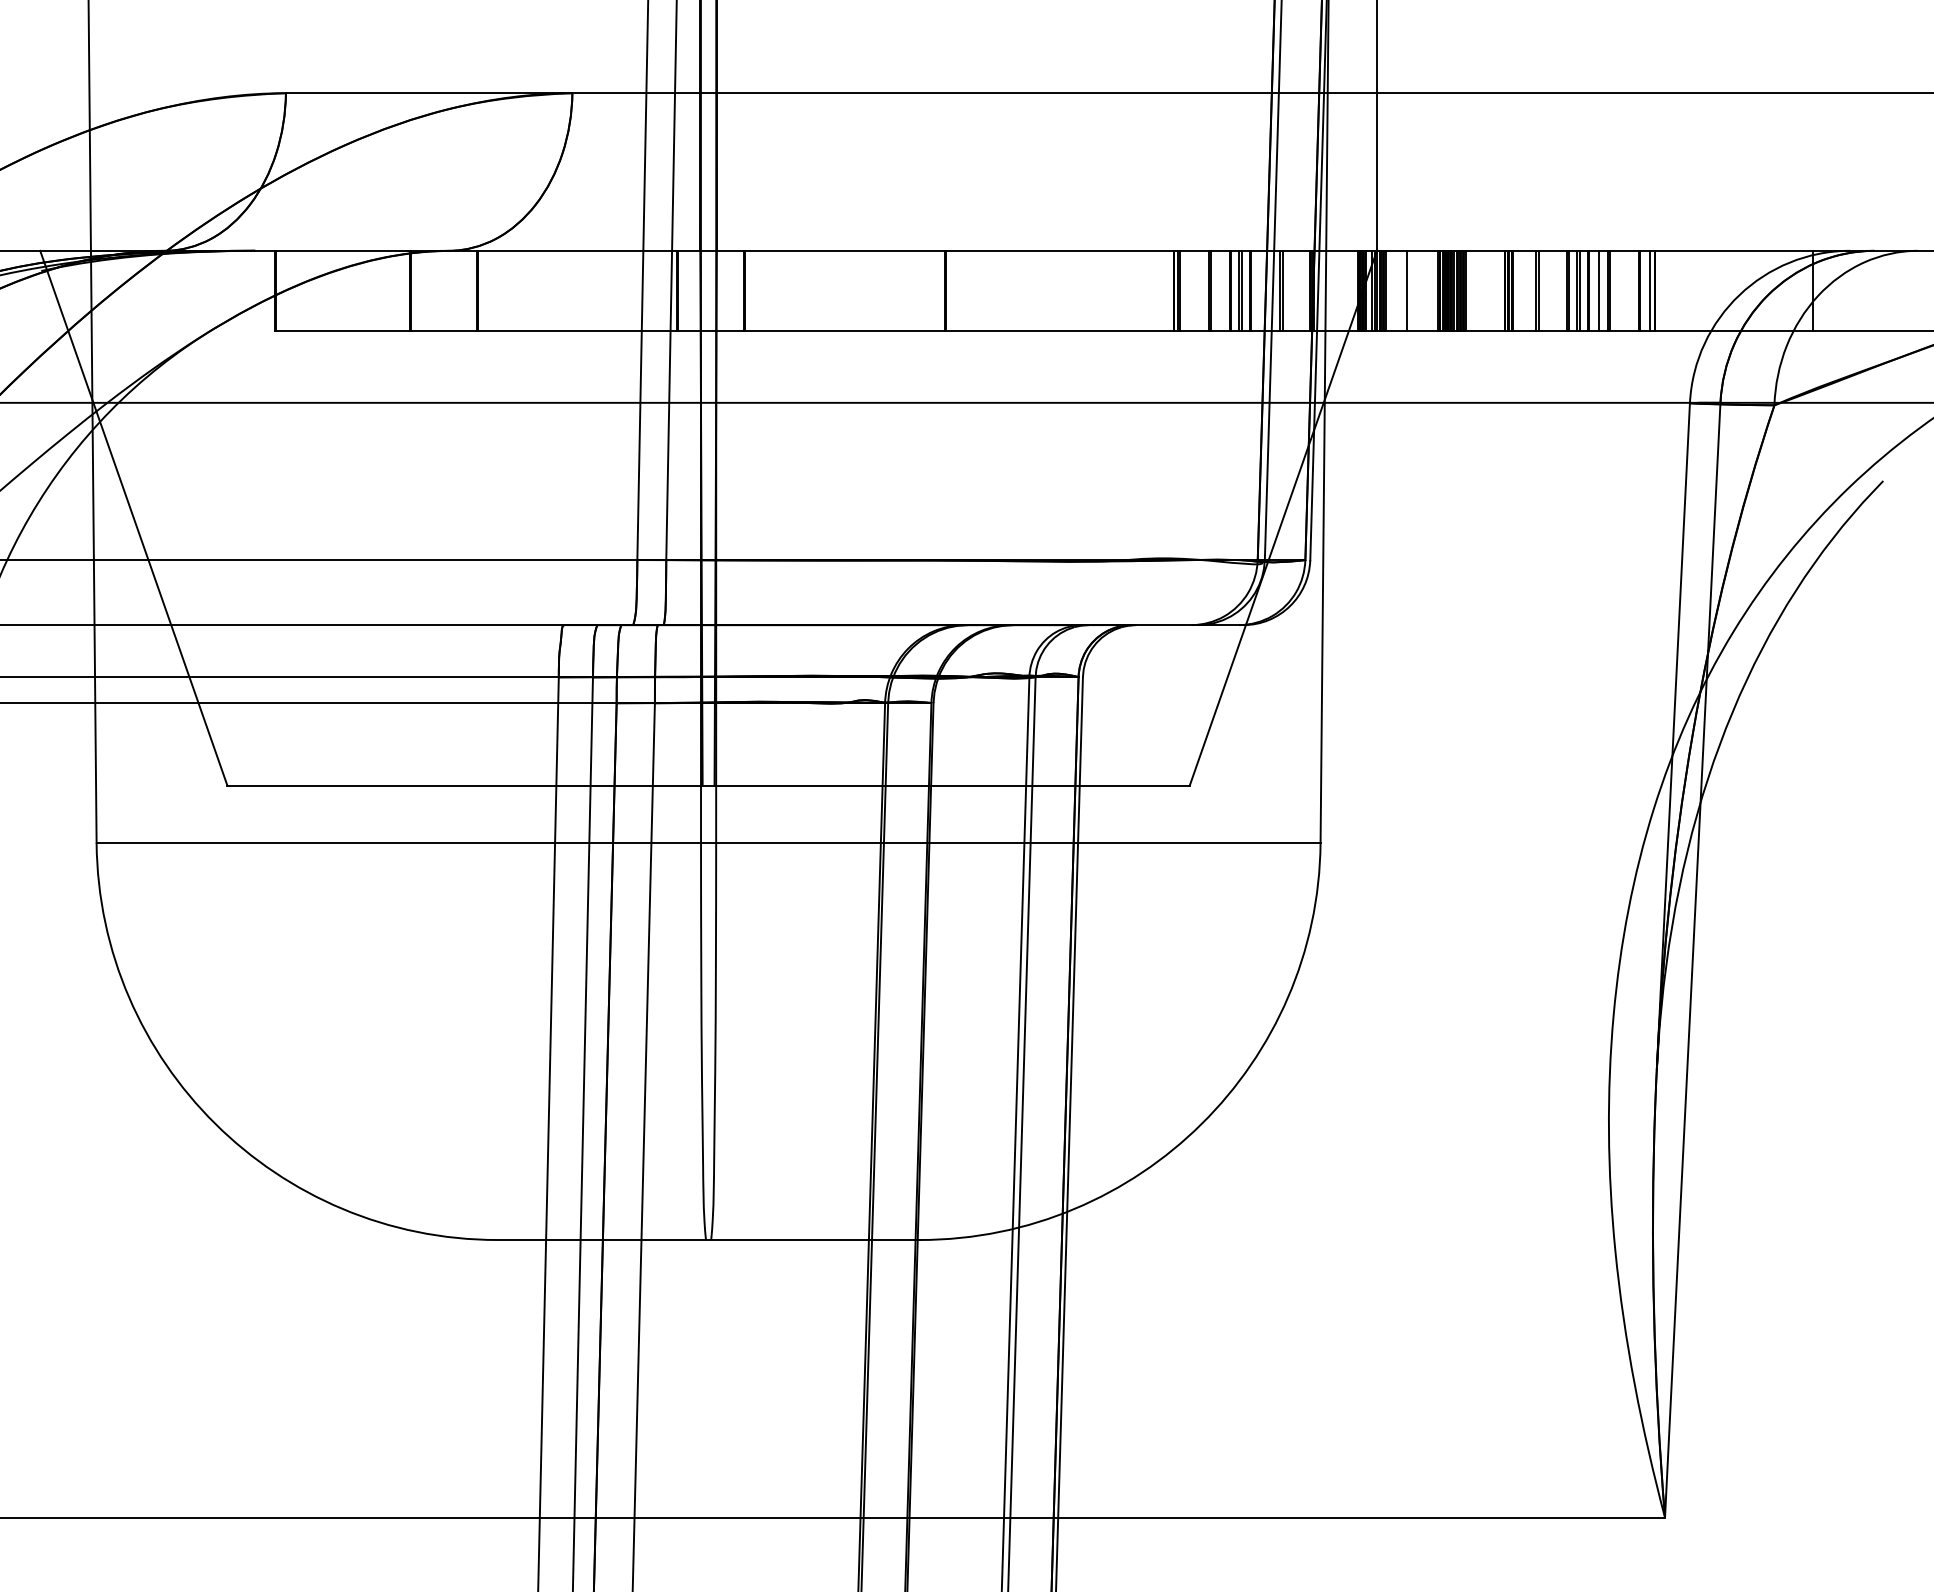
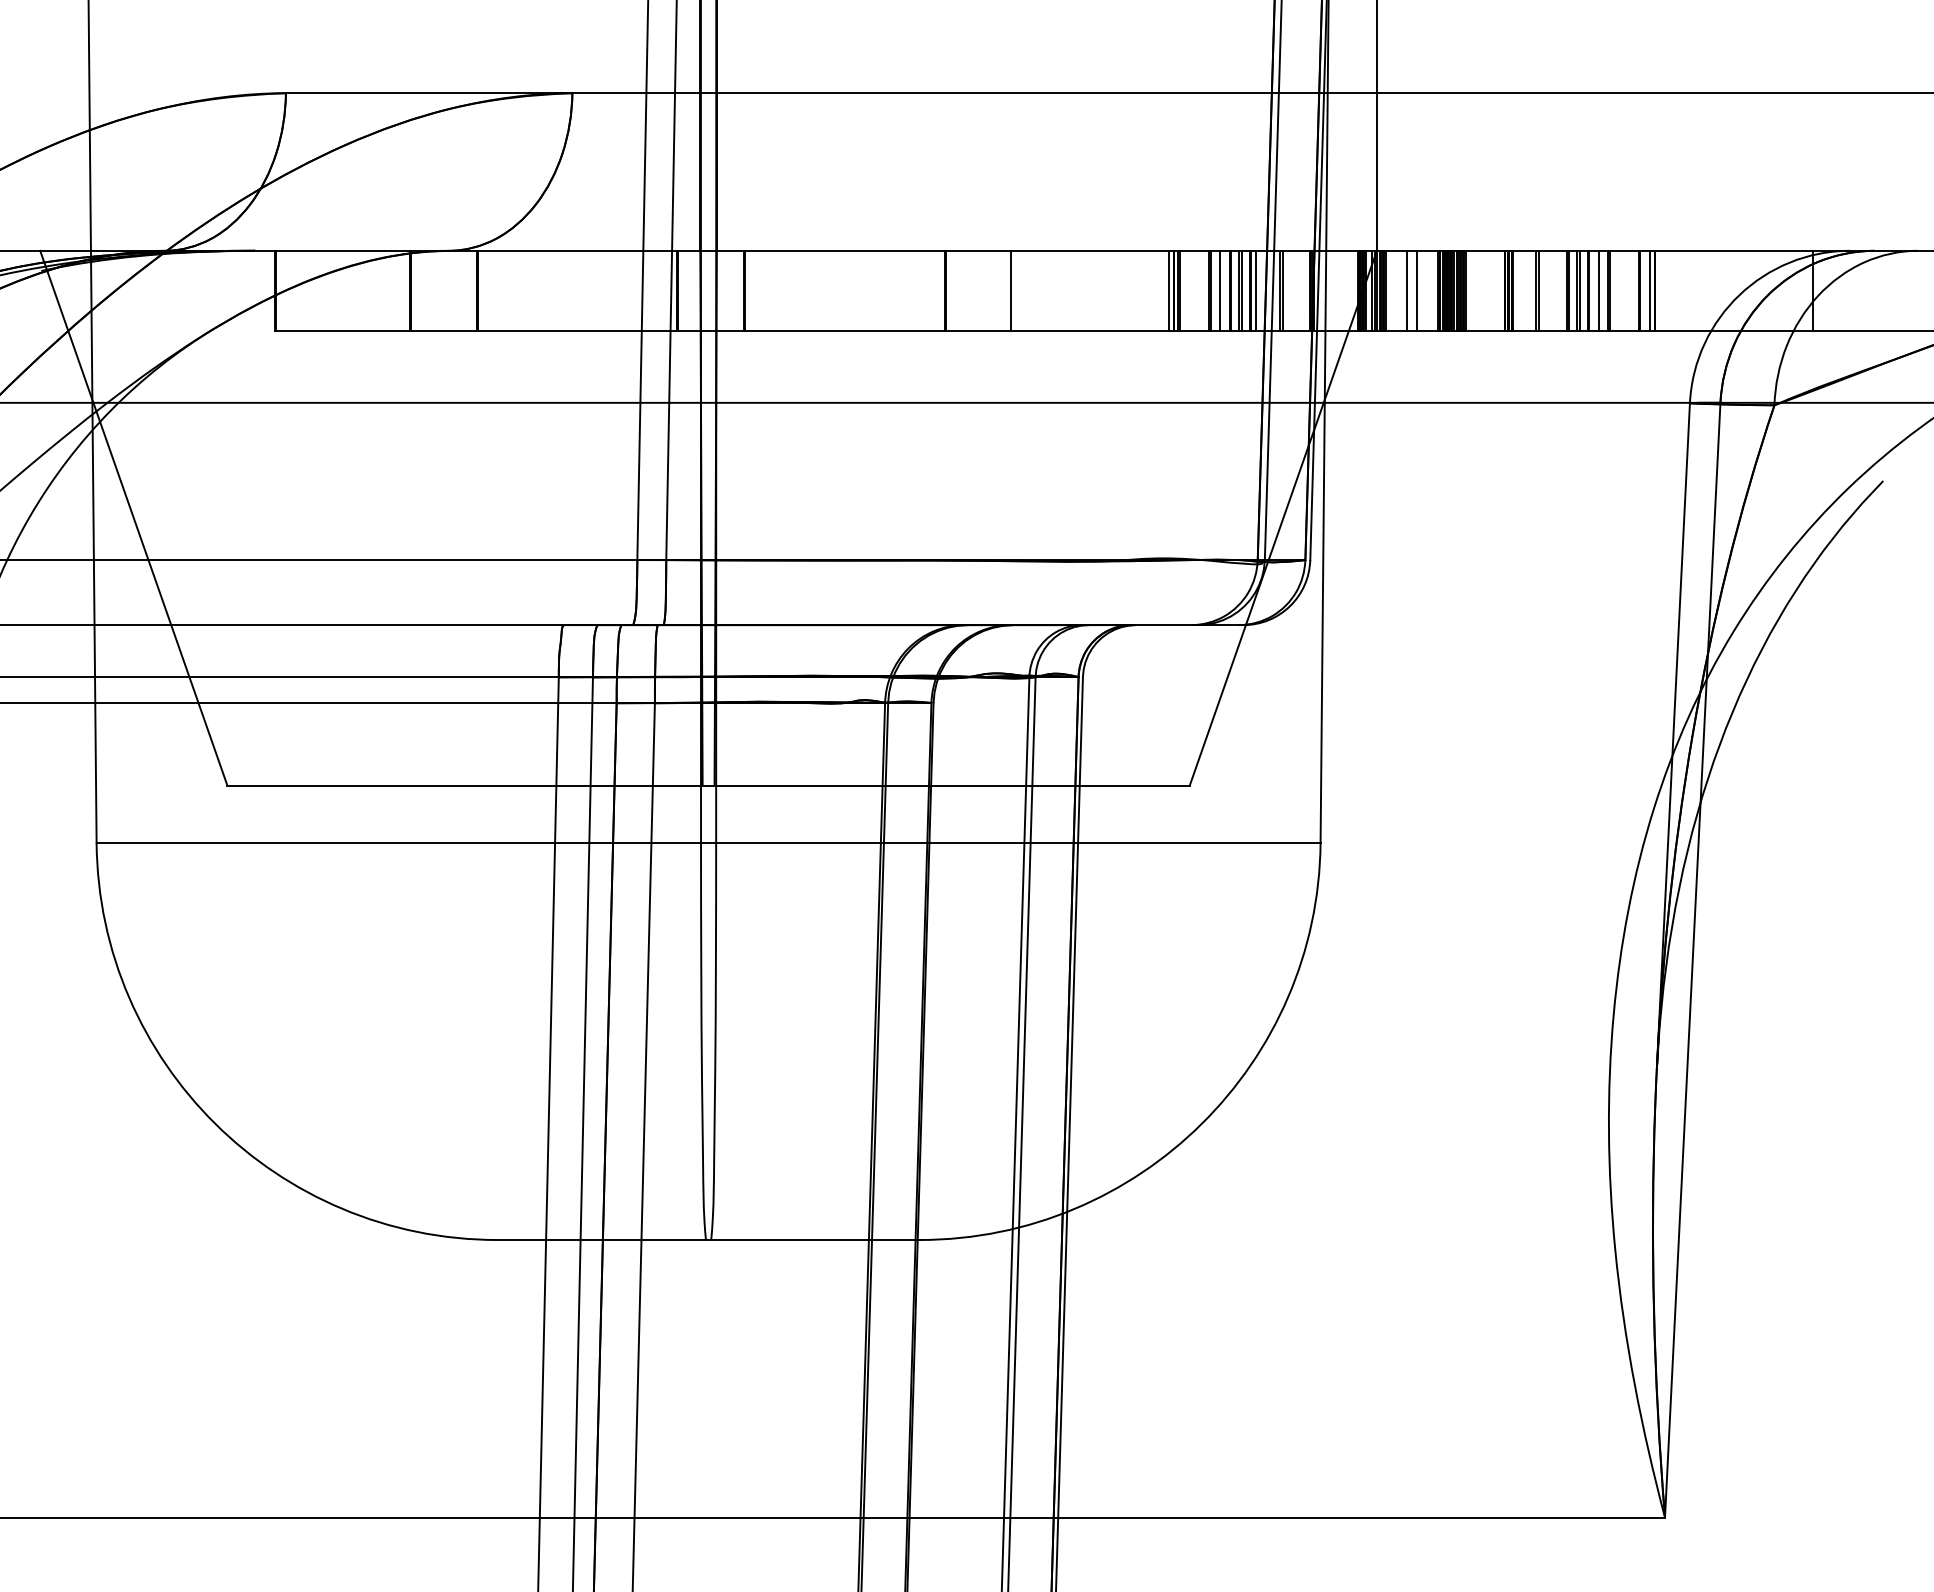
line: none -> present (1010, 290)
line: none -> present (1168, 290)
line: none -> present (1219, 290)
line: none -> present (1255, 290)
line: none -> present (1416, 290)
